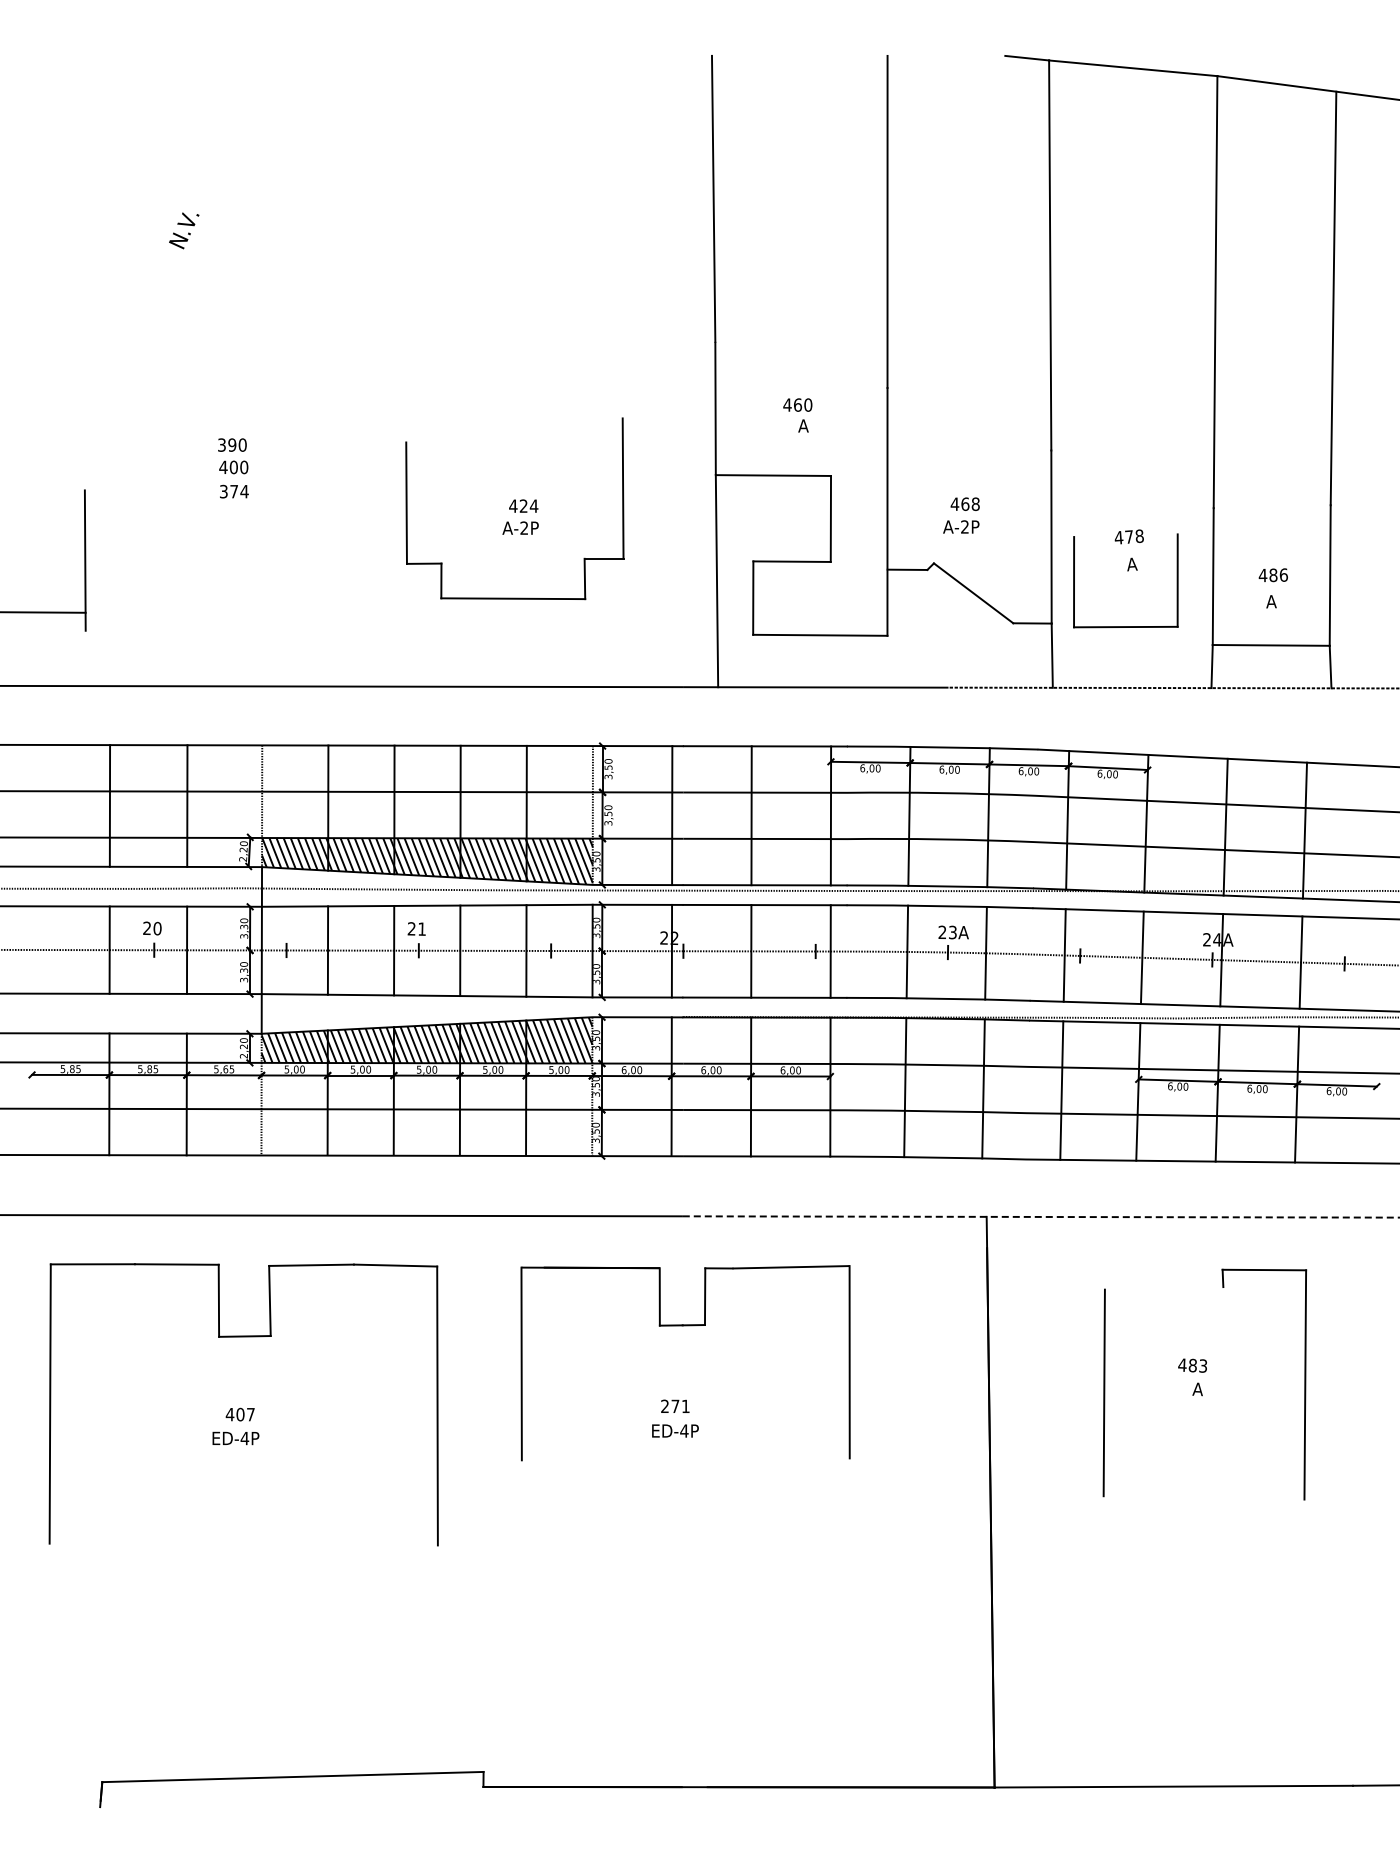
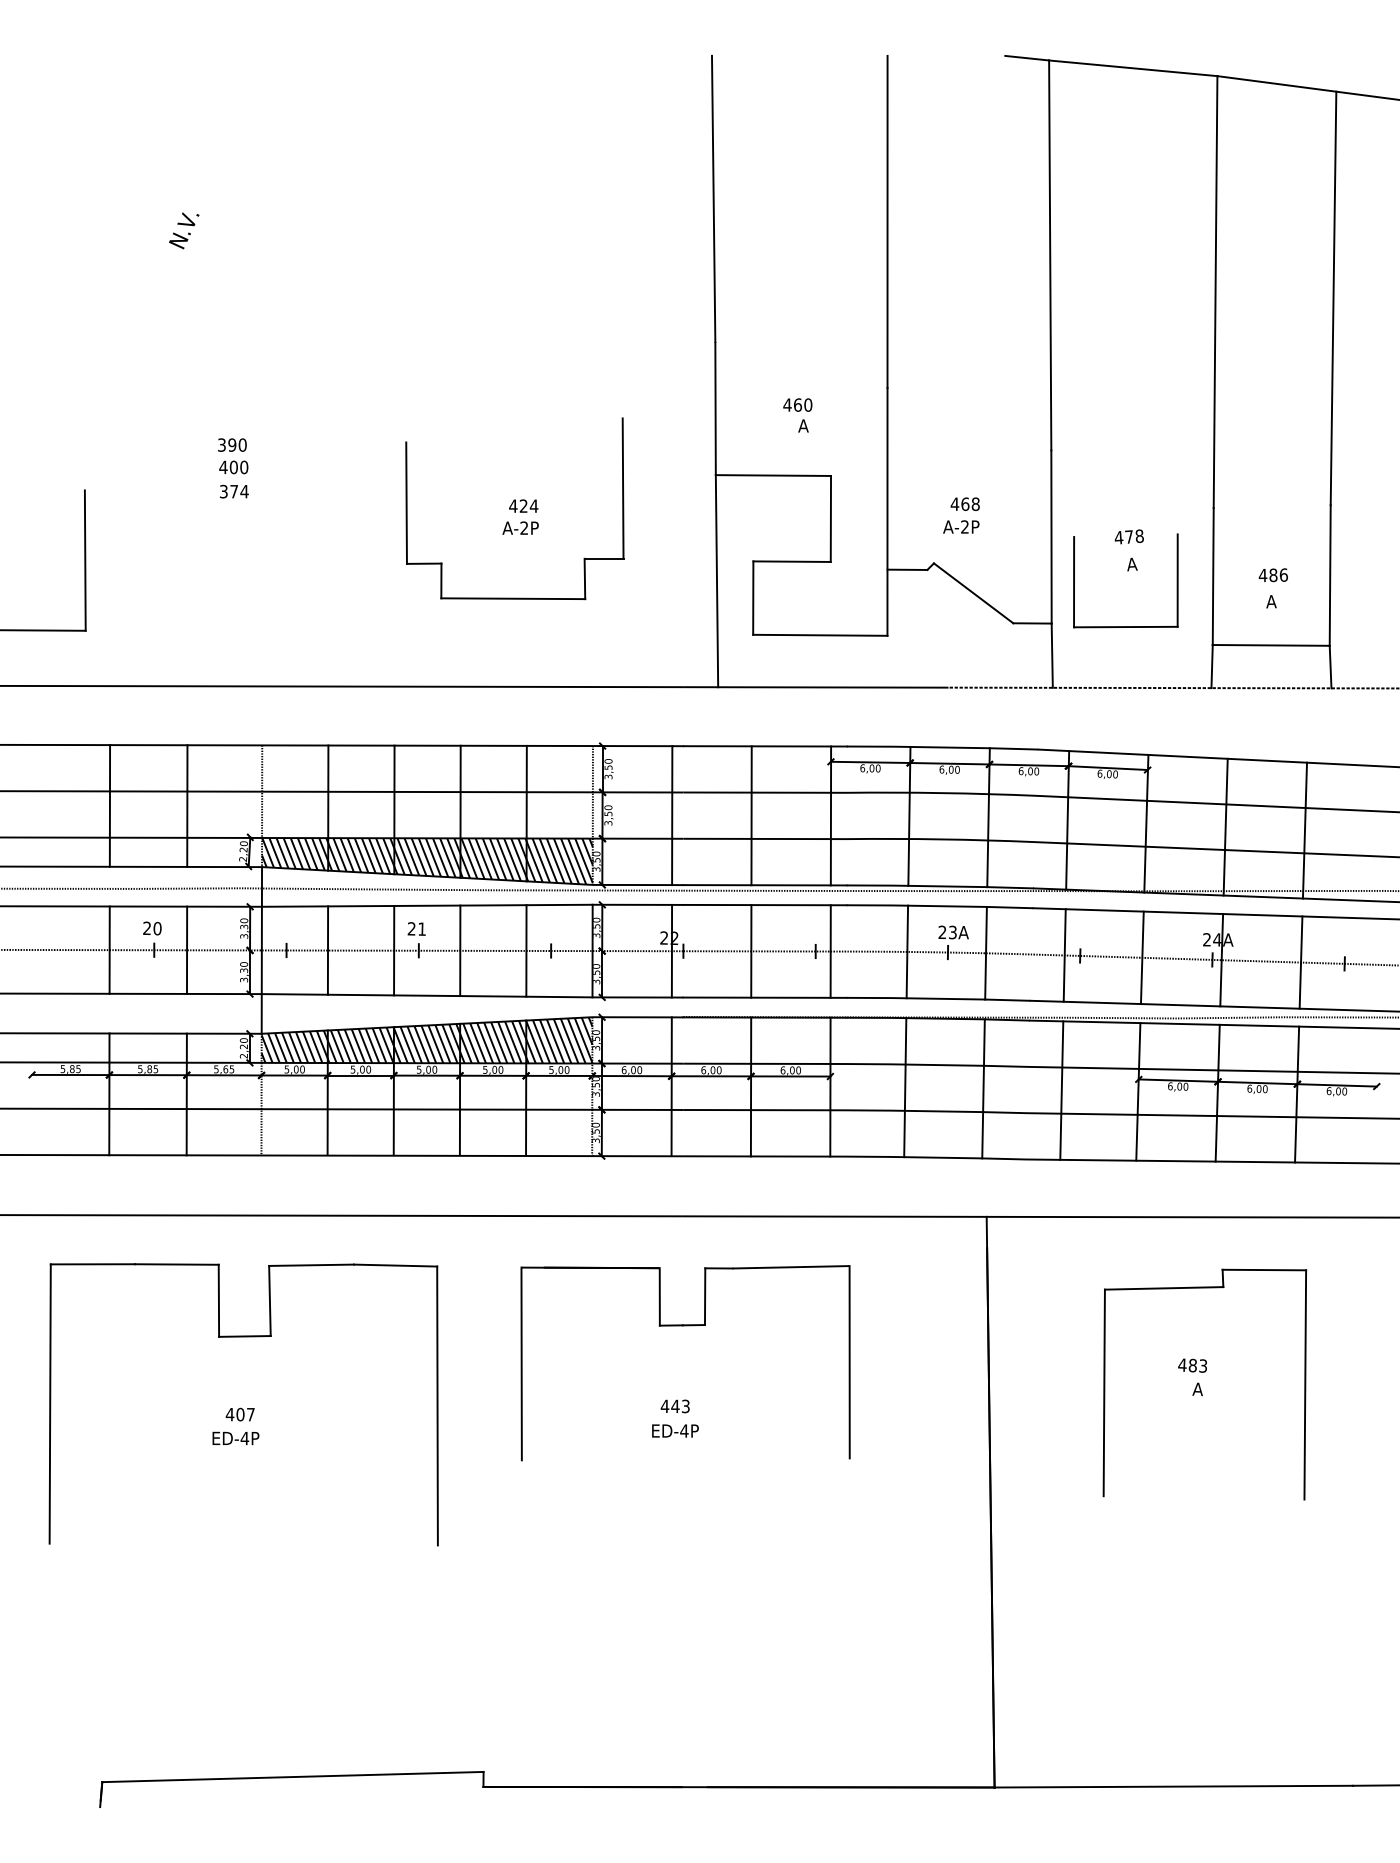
line position: (43, 612) -> (43, 630) (43, 630)
line: dashed -> solid (1040, 1216)
line: none -> present (1163, 1288)
text: 271 -> 443 (674, 1406)
